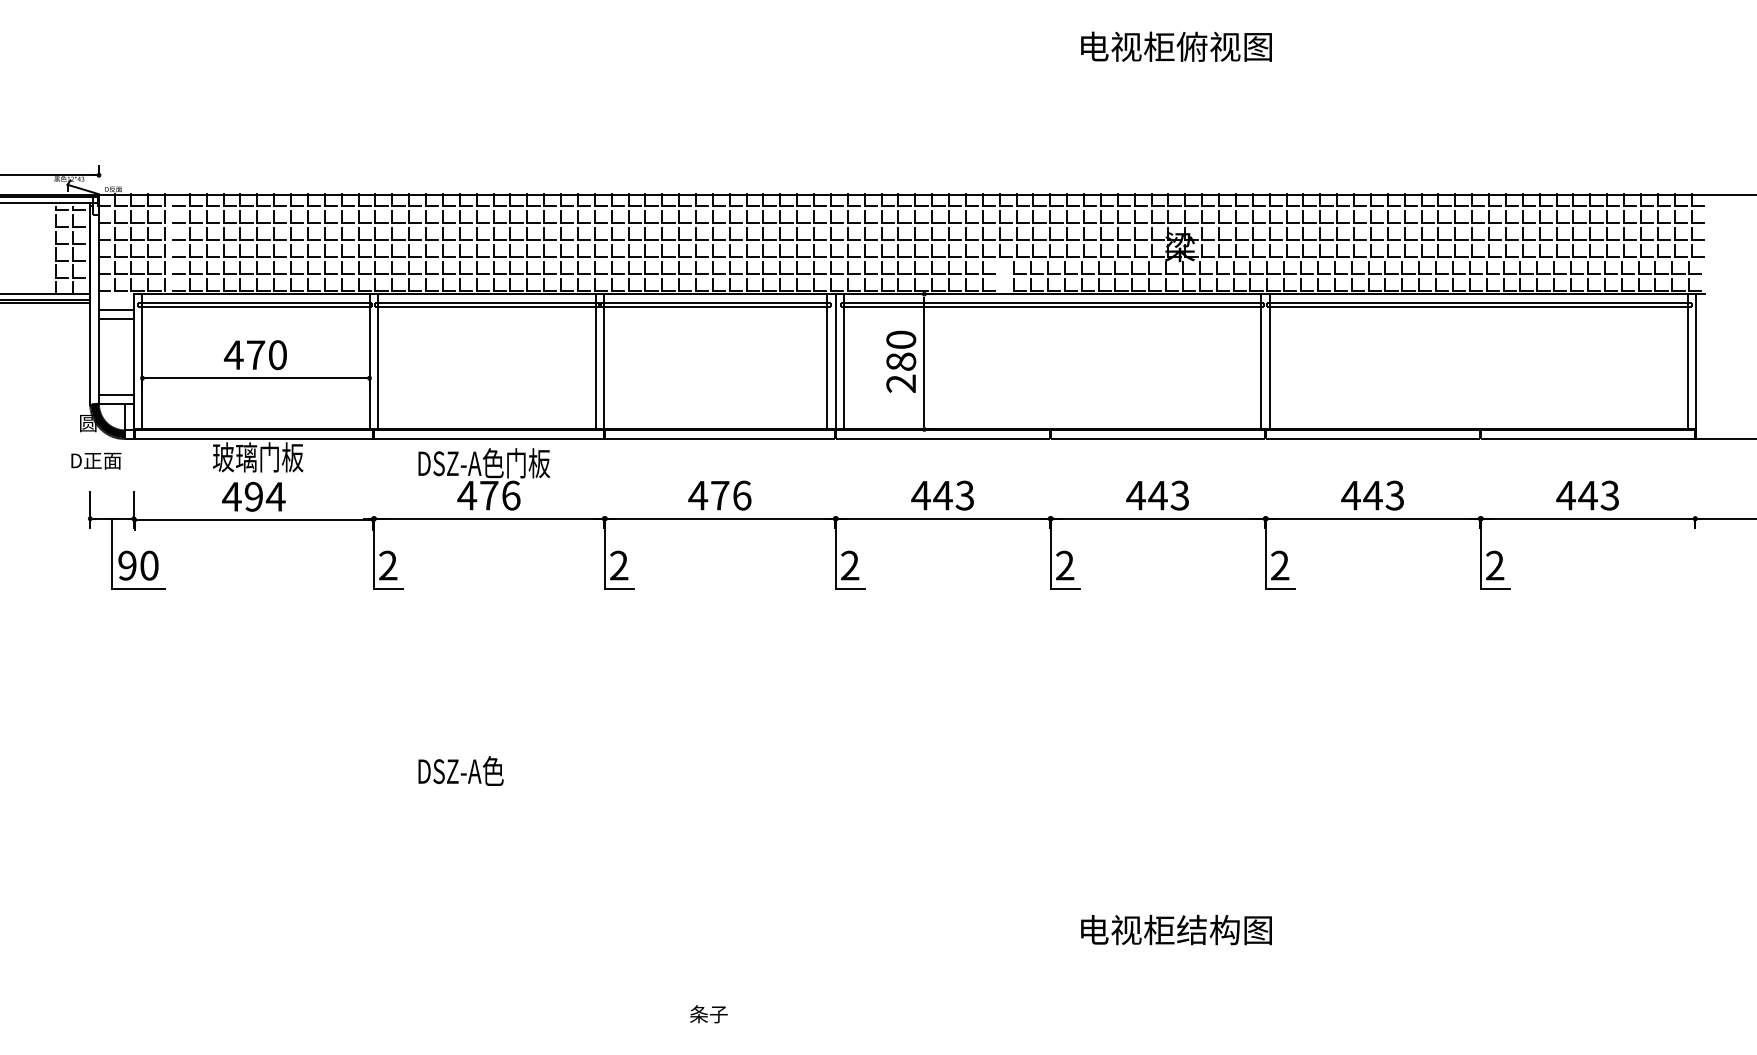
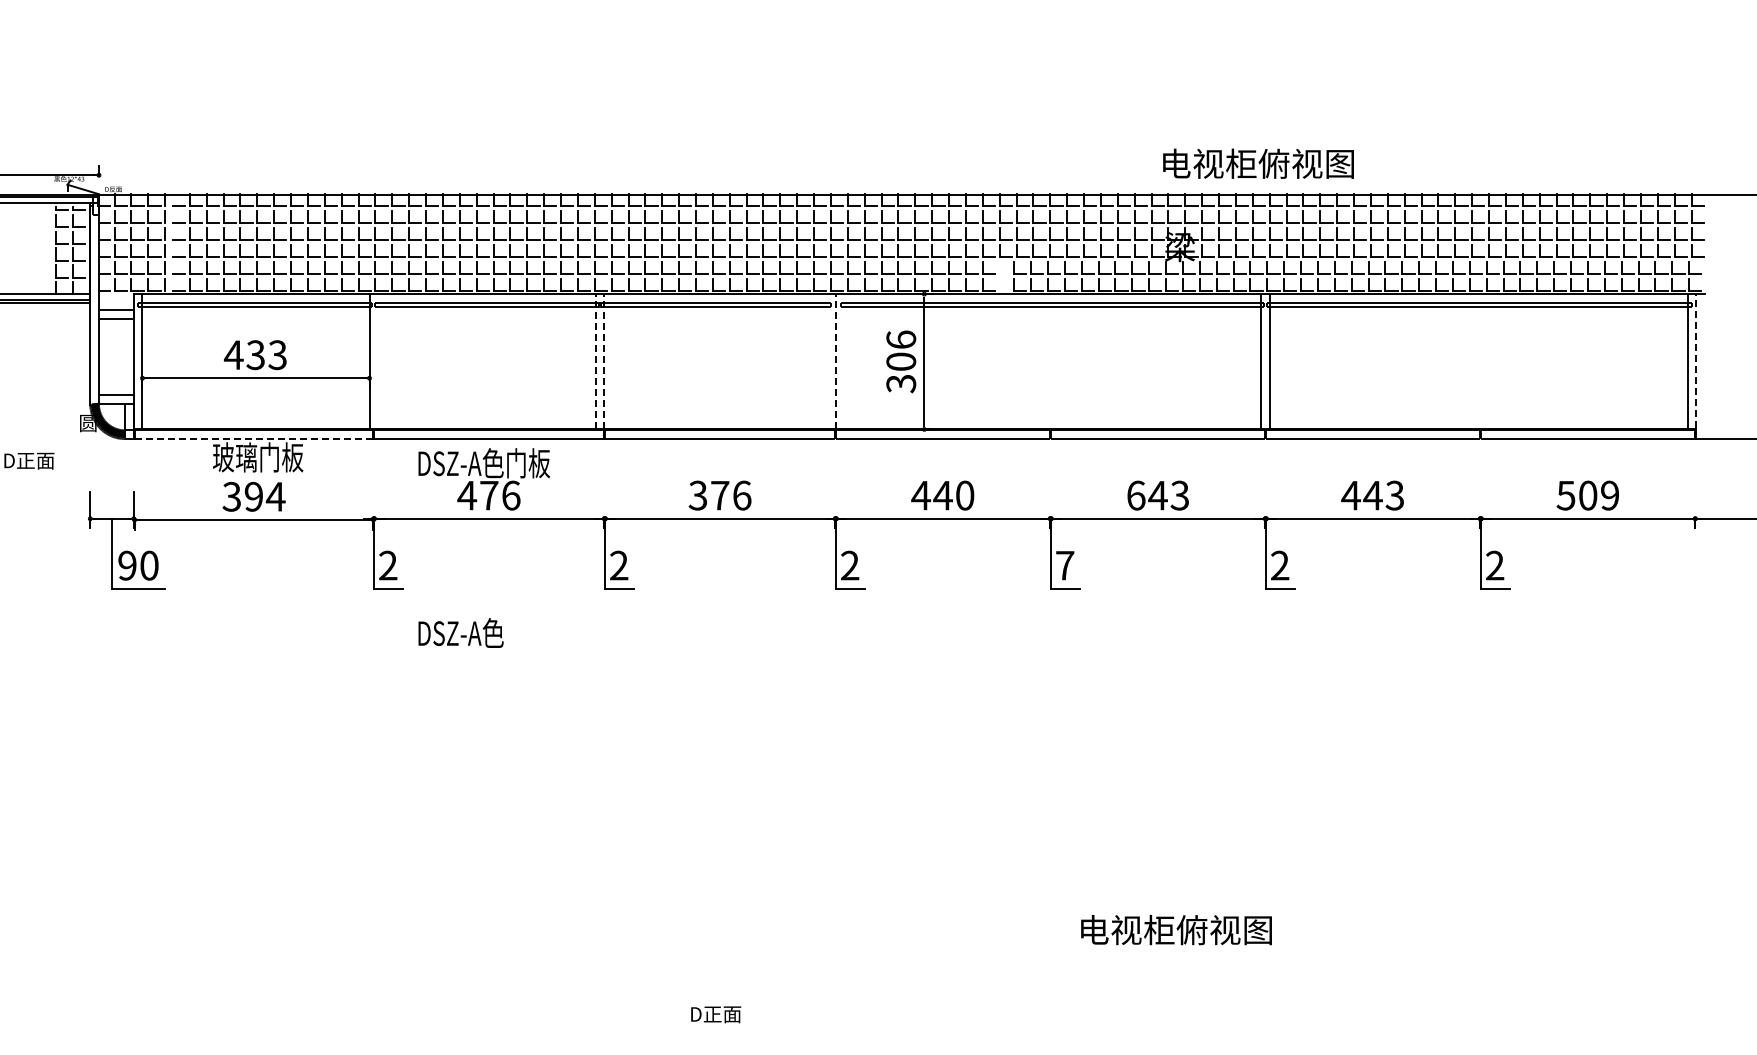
text position: (1176, 46) -> (1258, 163) (1258, 163)
text: 470 -> 433 (266, 355)
line: present -> none (378, 361)
line: solid -> dashed (595, 361)
line: solid -> dashed (604, 361)
line: present -> none (827, 361)
line: solid -> dashed (835, 361)
line: present -> none (844, 361)
text: 280 -> 306 (901, 361)
line: solid -> dashed (1696, 366)
line: solid -> dashed (253, 439)
text position: (96, 460) -> (29, 460) (29, 460)
text: 476 -> 376 (698, 495)
text: 443 -> 440 (964, 495)
text: 443 -> 643 (1135, 495)
text: 443 -> 509 (1587, 495)
text: 494 -> 394 (231, 496)
text: 2 -> 7 (1065, 565)
text position: (460, 770) -> (460, 632) (460, 632)
text: 电视柜结构图 -> 电视柜俯视图 (1208, 929)
text: 条子 -> D正面 (715, 1014)
